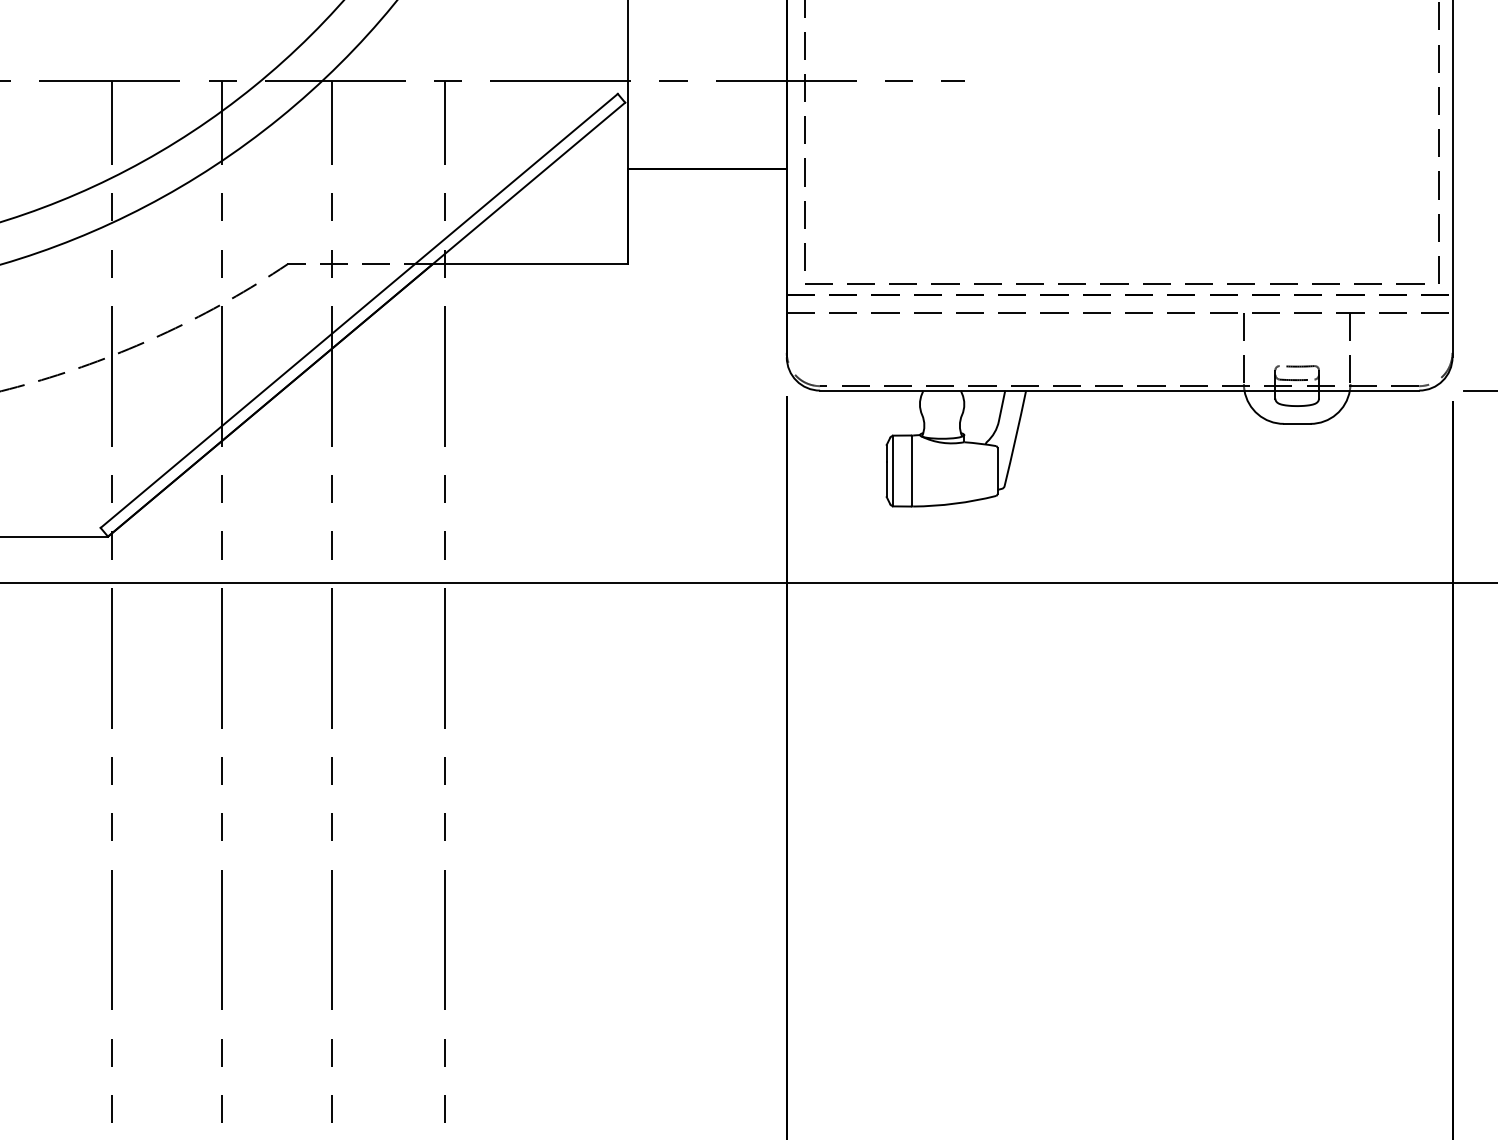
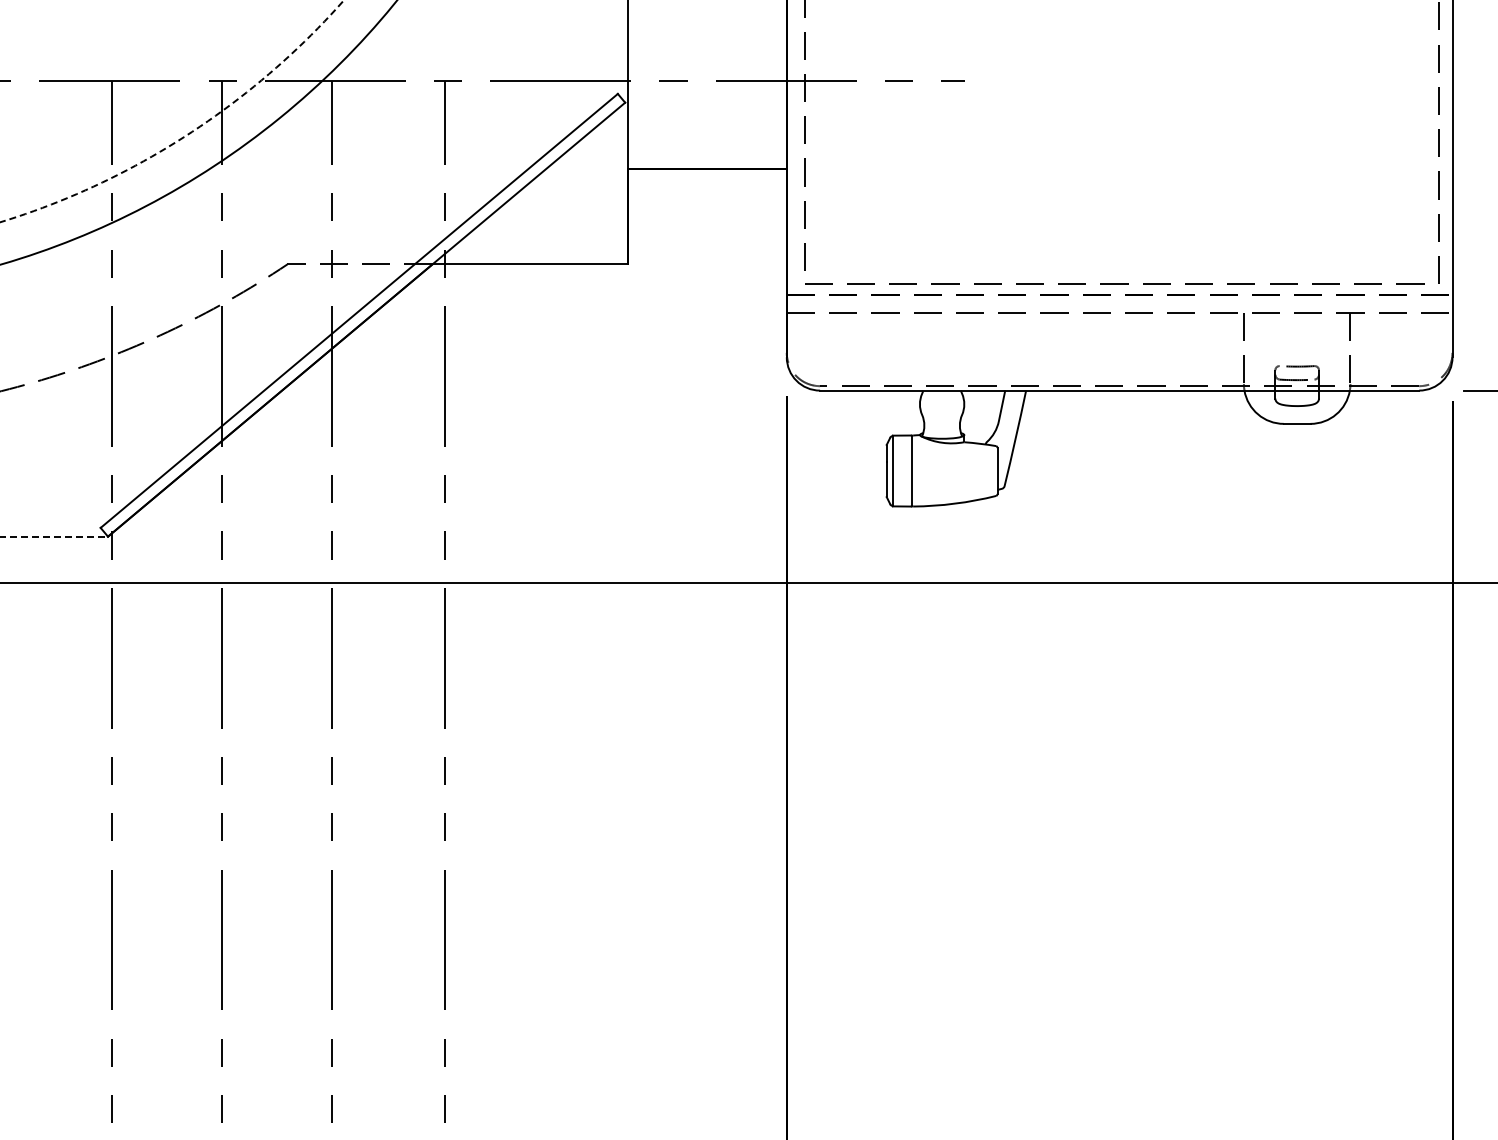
arc: solid -> dashed (187, 134)
line: solid -> dashed (54, 536)
